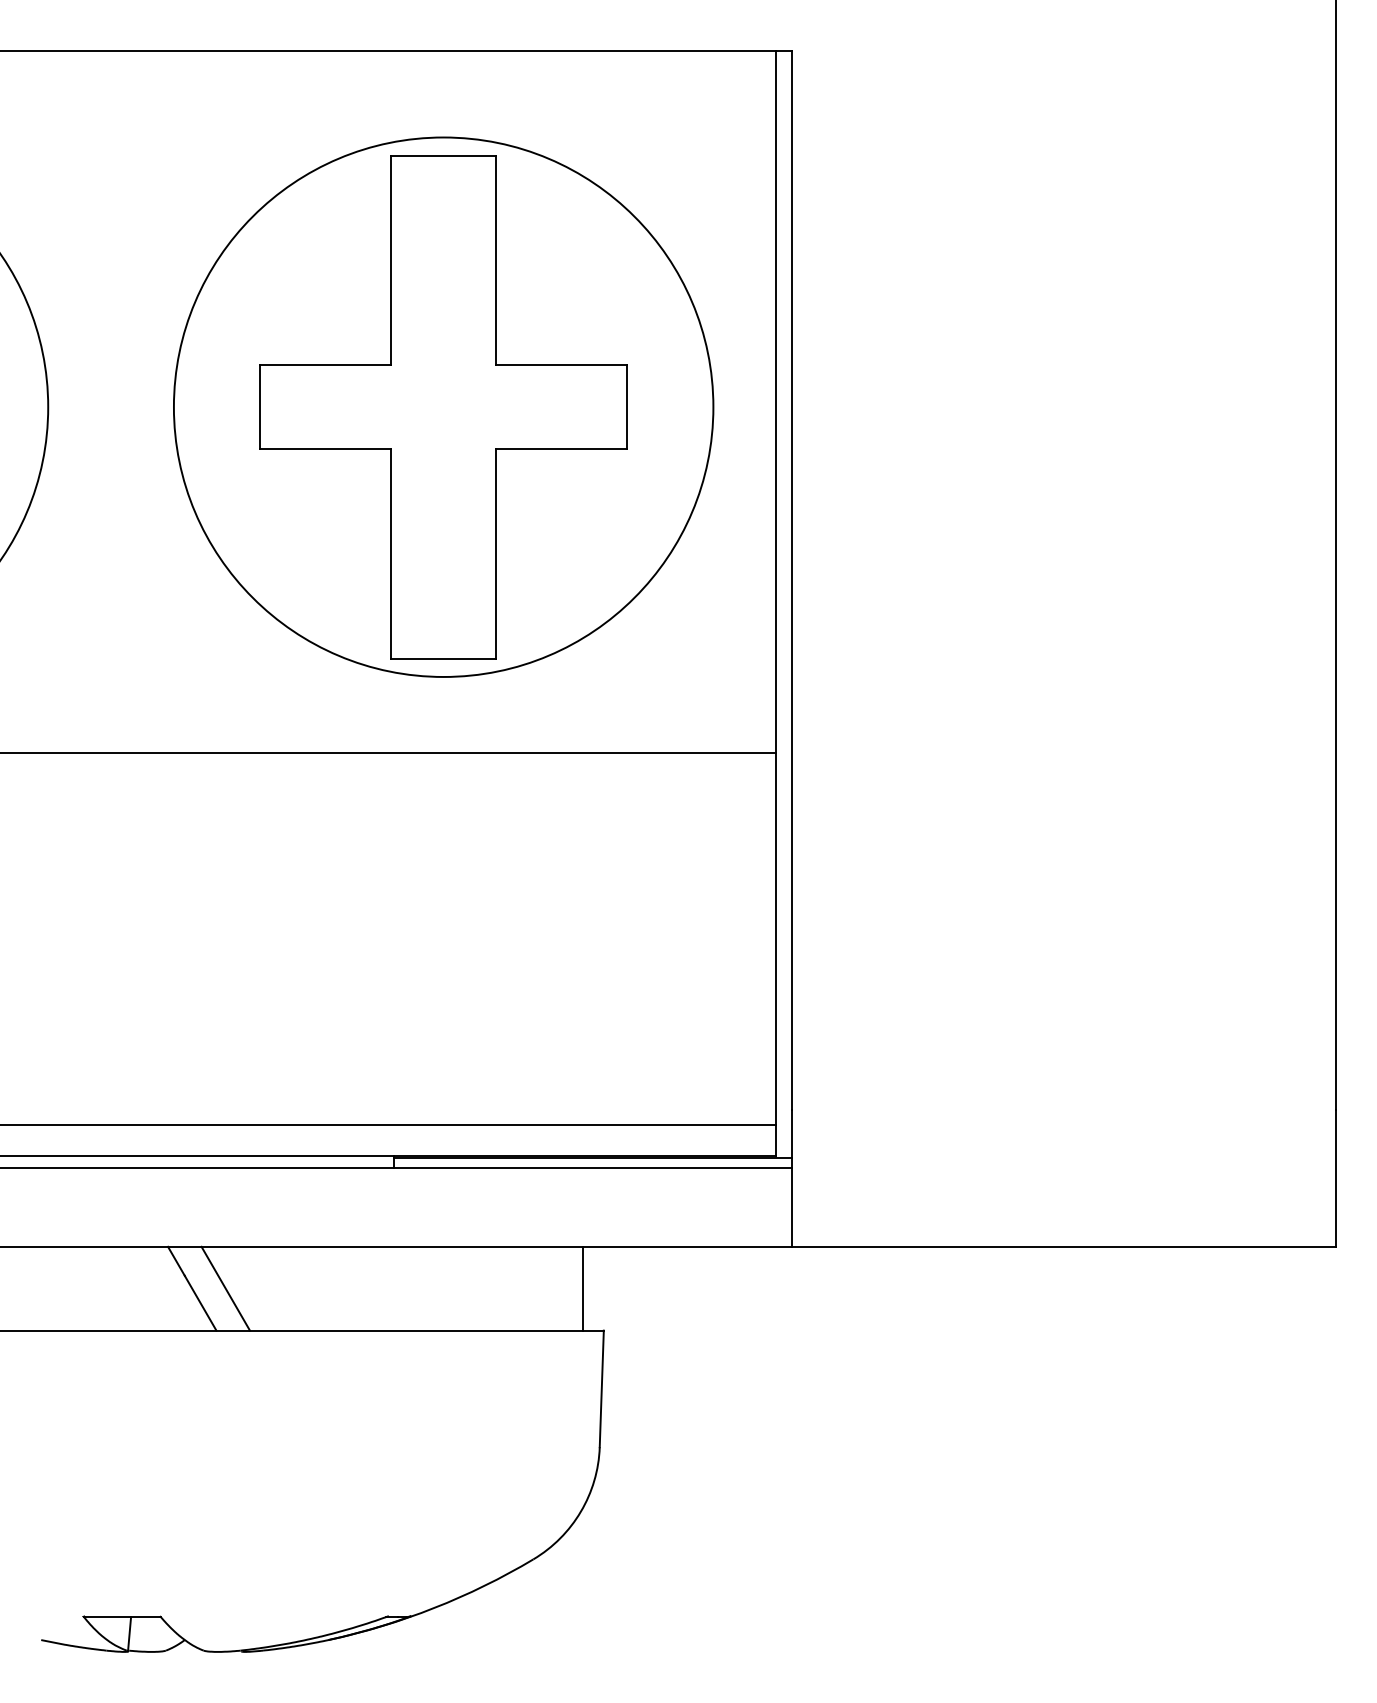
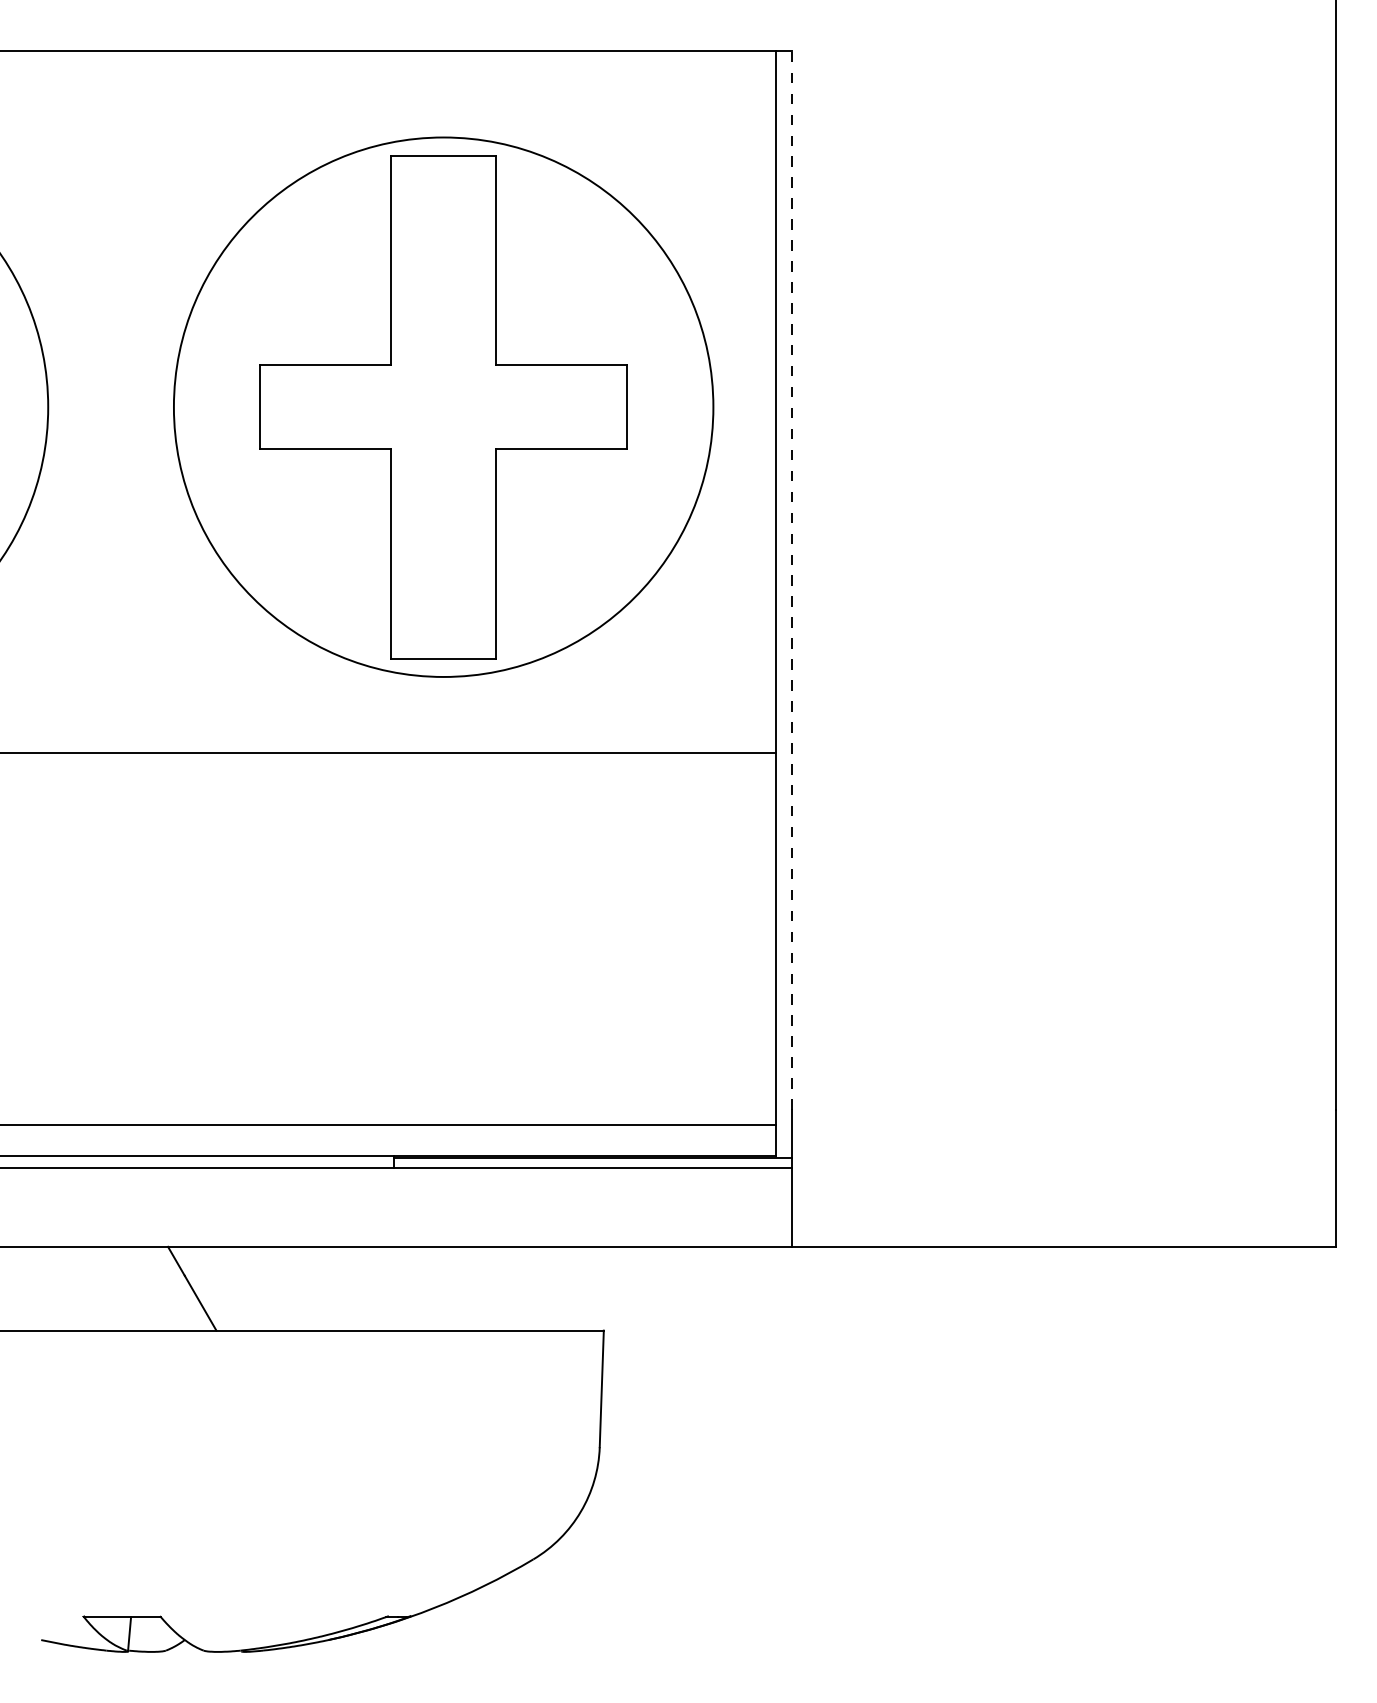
line: solid -> dashed (791, 579)
line: present -> none (225, 1288)
line: present -> none (582, 1288)
